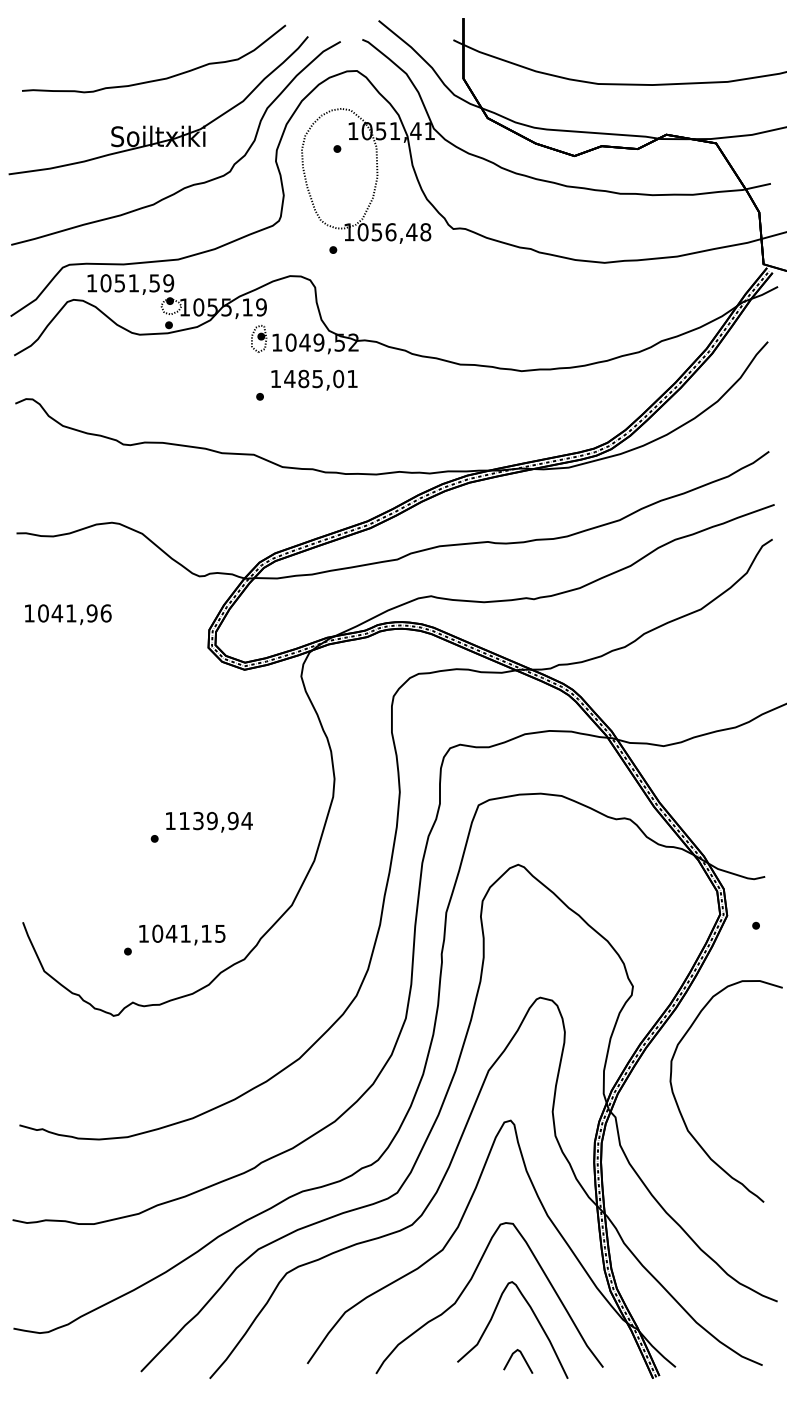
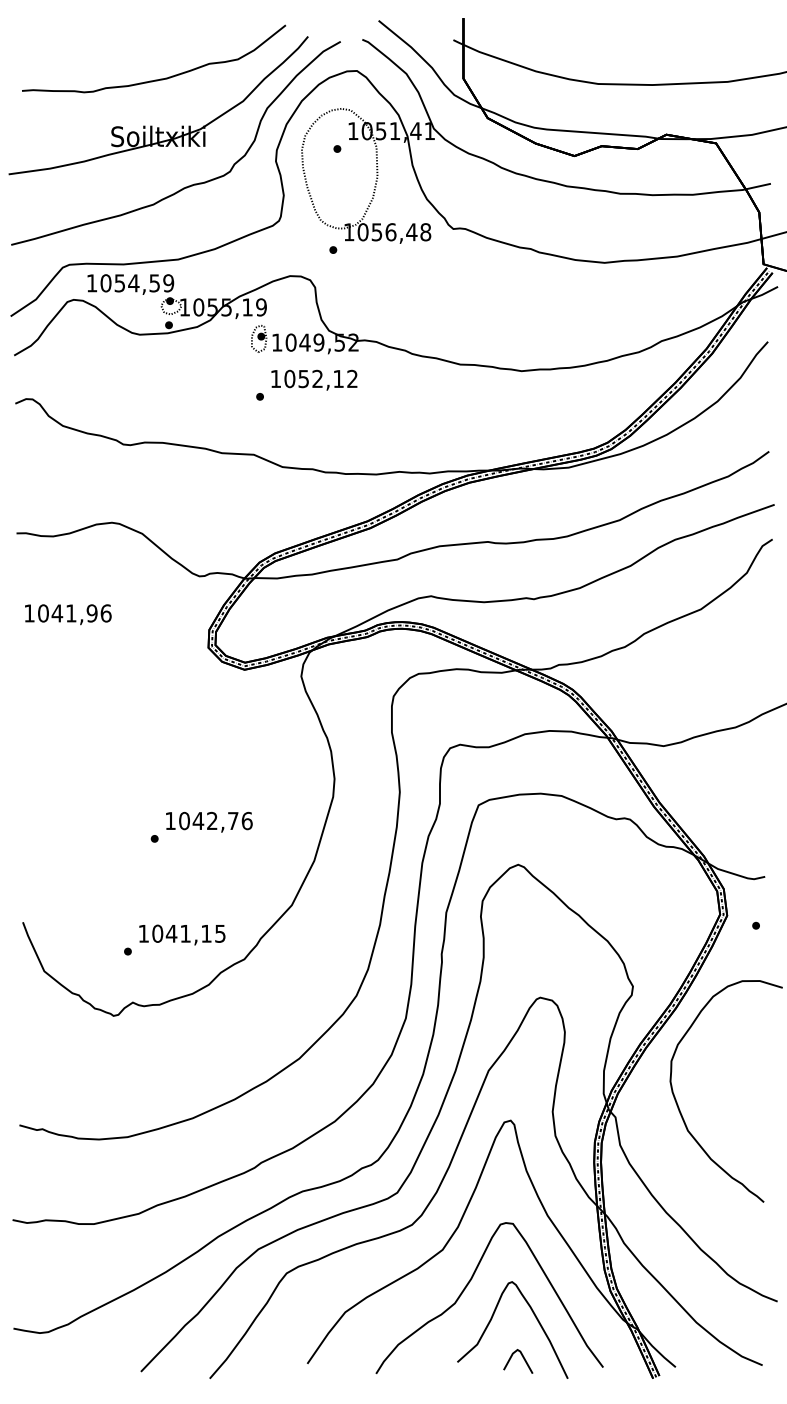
text: 1051,59 -> 1054,59 (133, 283)
text: 1485,01 -> 1052,12 (320, 378)
text: 1139,94 -> 1042,76 (215, 820)
